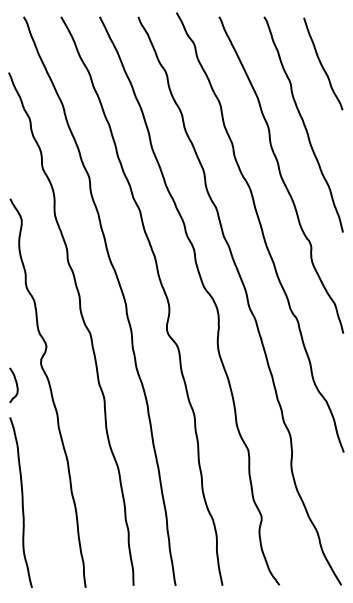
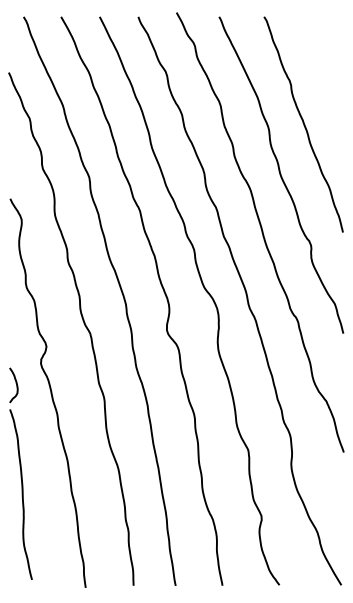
curve: present -> none (322, 64)
curve position: (21, 502) -> (21, 494) (21, 494)
